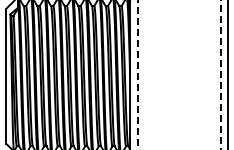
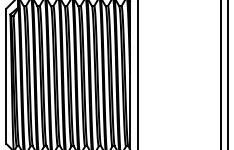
line: dashed -> solid (220, 74)
line: dashed -> solid (137, 75)
